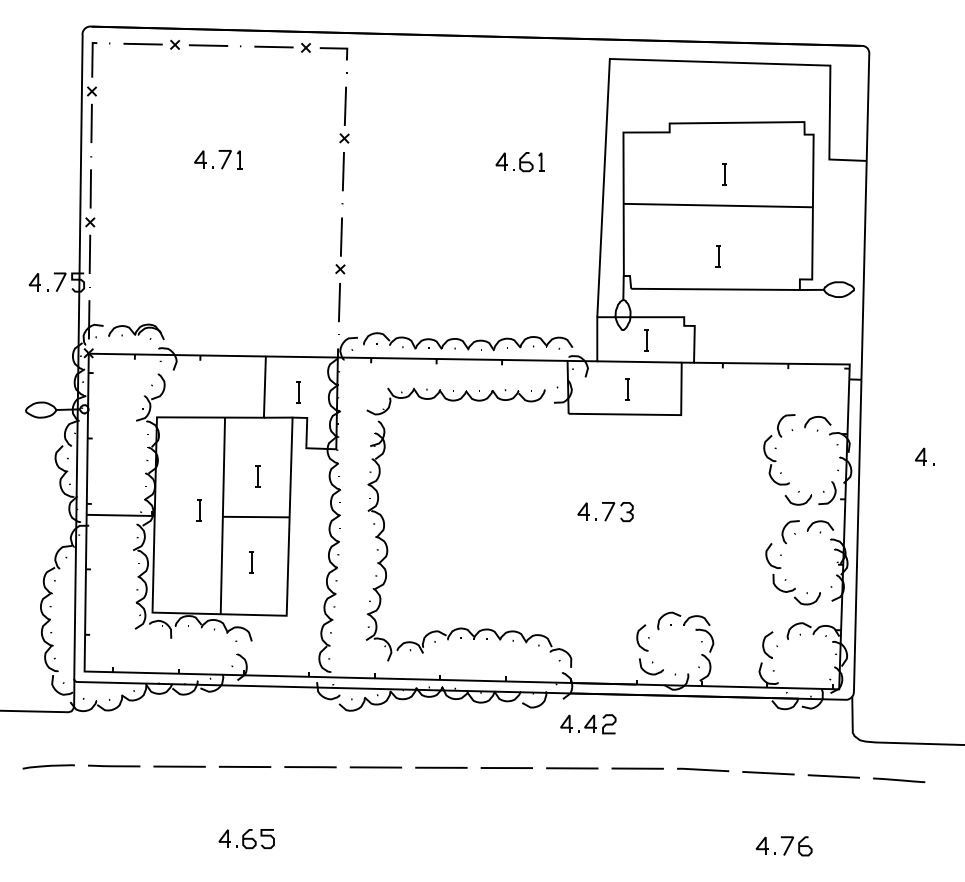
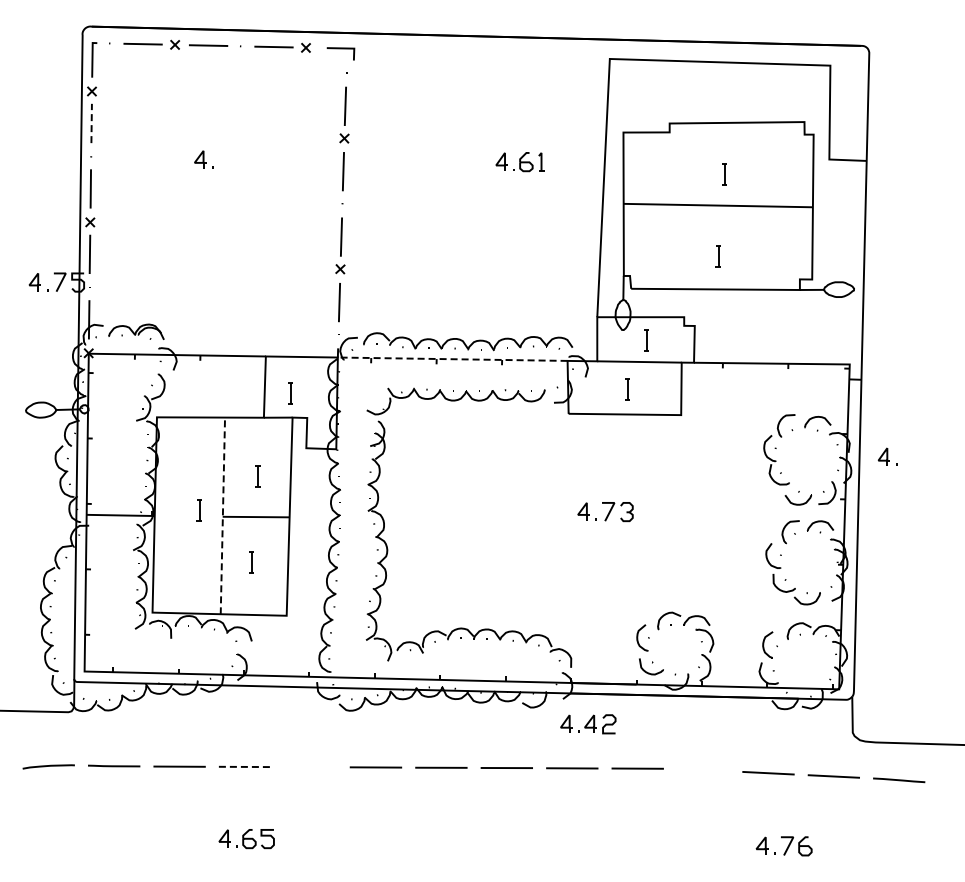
line position: (333, 49) -> (340, 49) (340, 49)
line: solid -> dashed (91, 123)
part: present -> none (230, 159)
line: solid -> dashed (451, 359)
part position: (298, 392) -> (290, 393) (290, 393)
part position: (924, 456) -> (887, 456) (887, 456)
line: solid -> dashed (222, 516)
line: solid -> dashed (245, 766)
line: present -> none (310, 767)
line: present -> none (703, 769)
